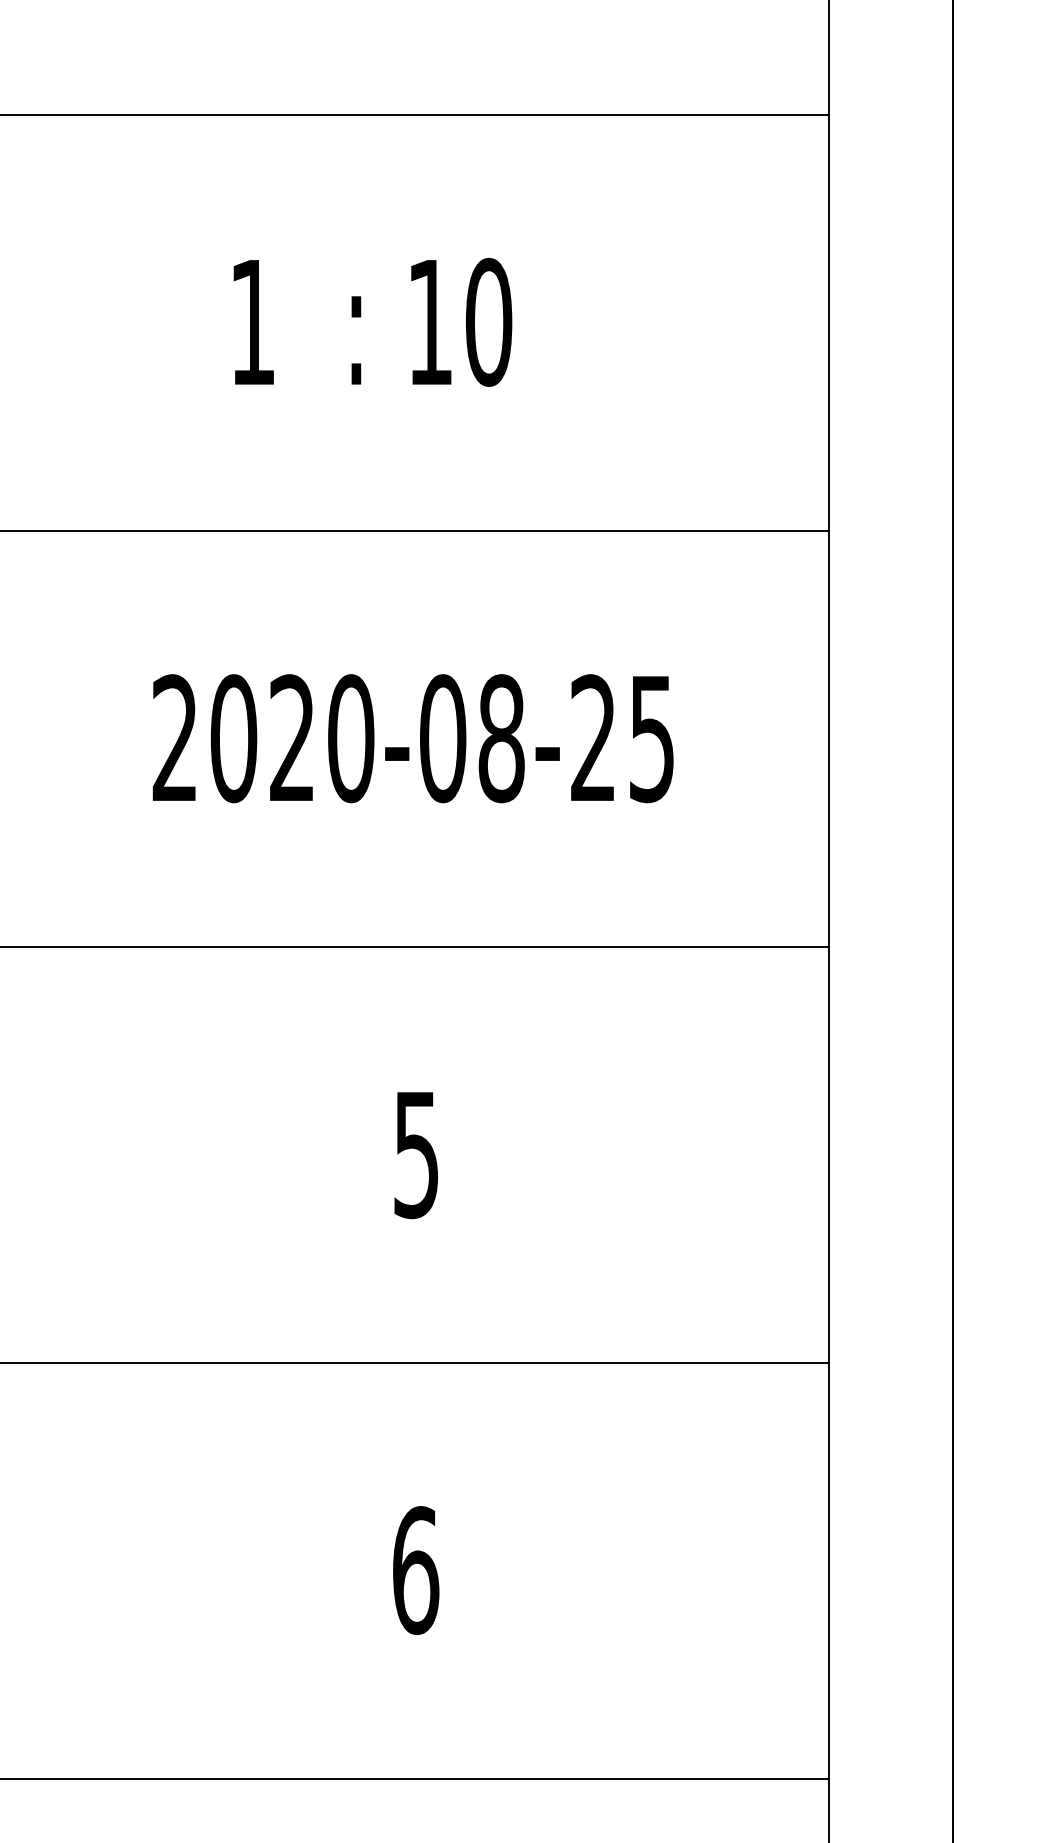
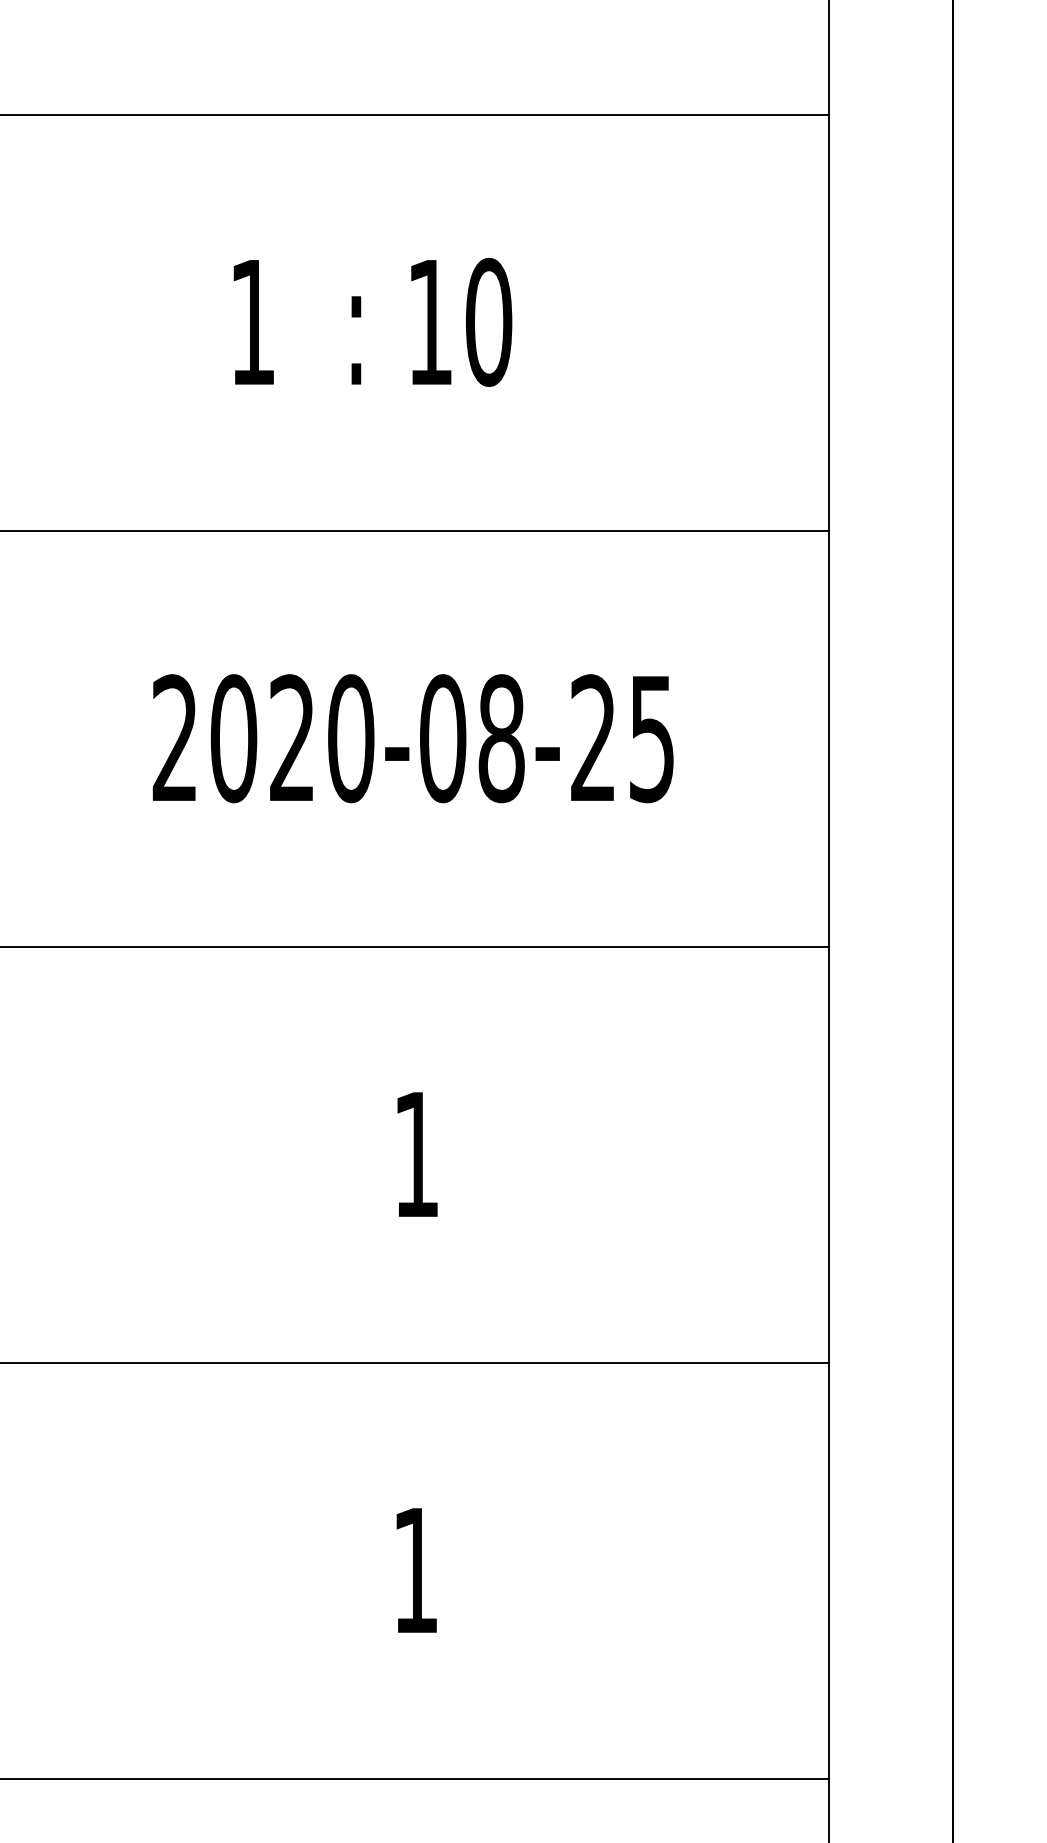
text: 5 -> 1 (415, 1155)
text: 6 -> 1 (416, 1570)
